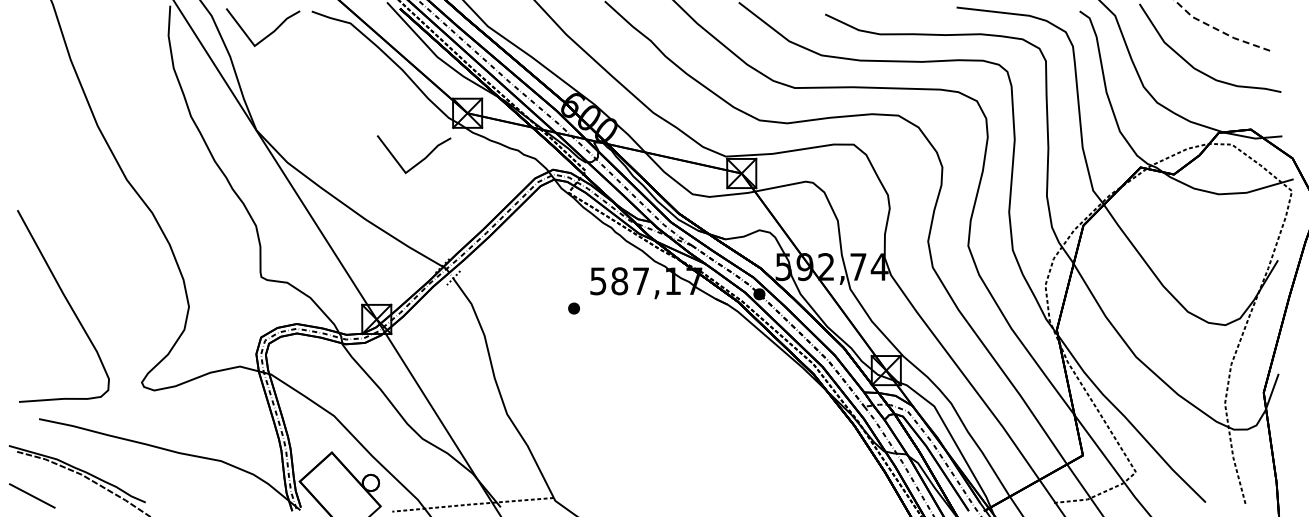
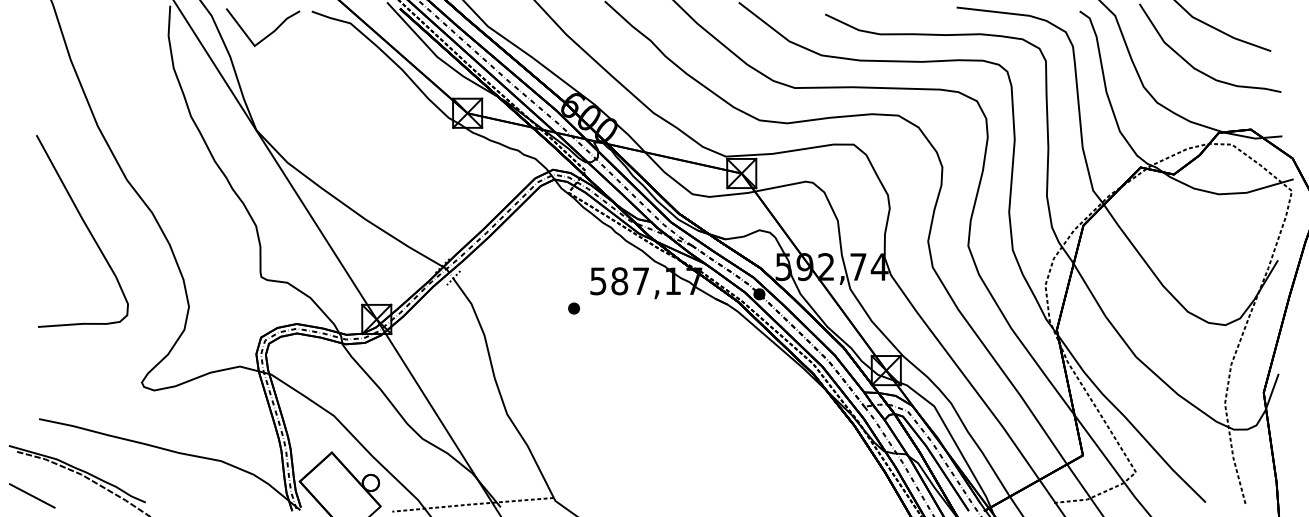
line: dashed -> solid (1219, 30)
line: present -> none (420, 160)
curve position: (67, 303) -> (86, 228) (86, 228)
